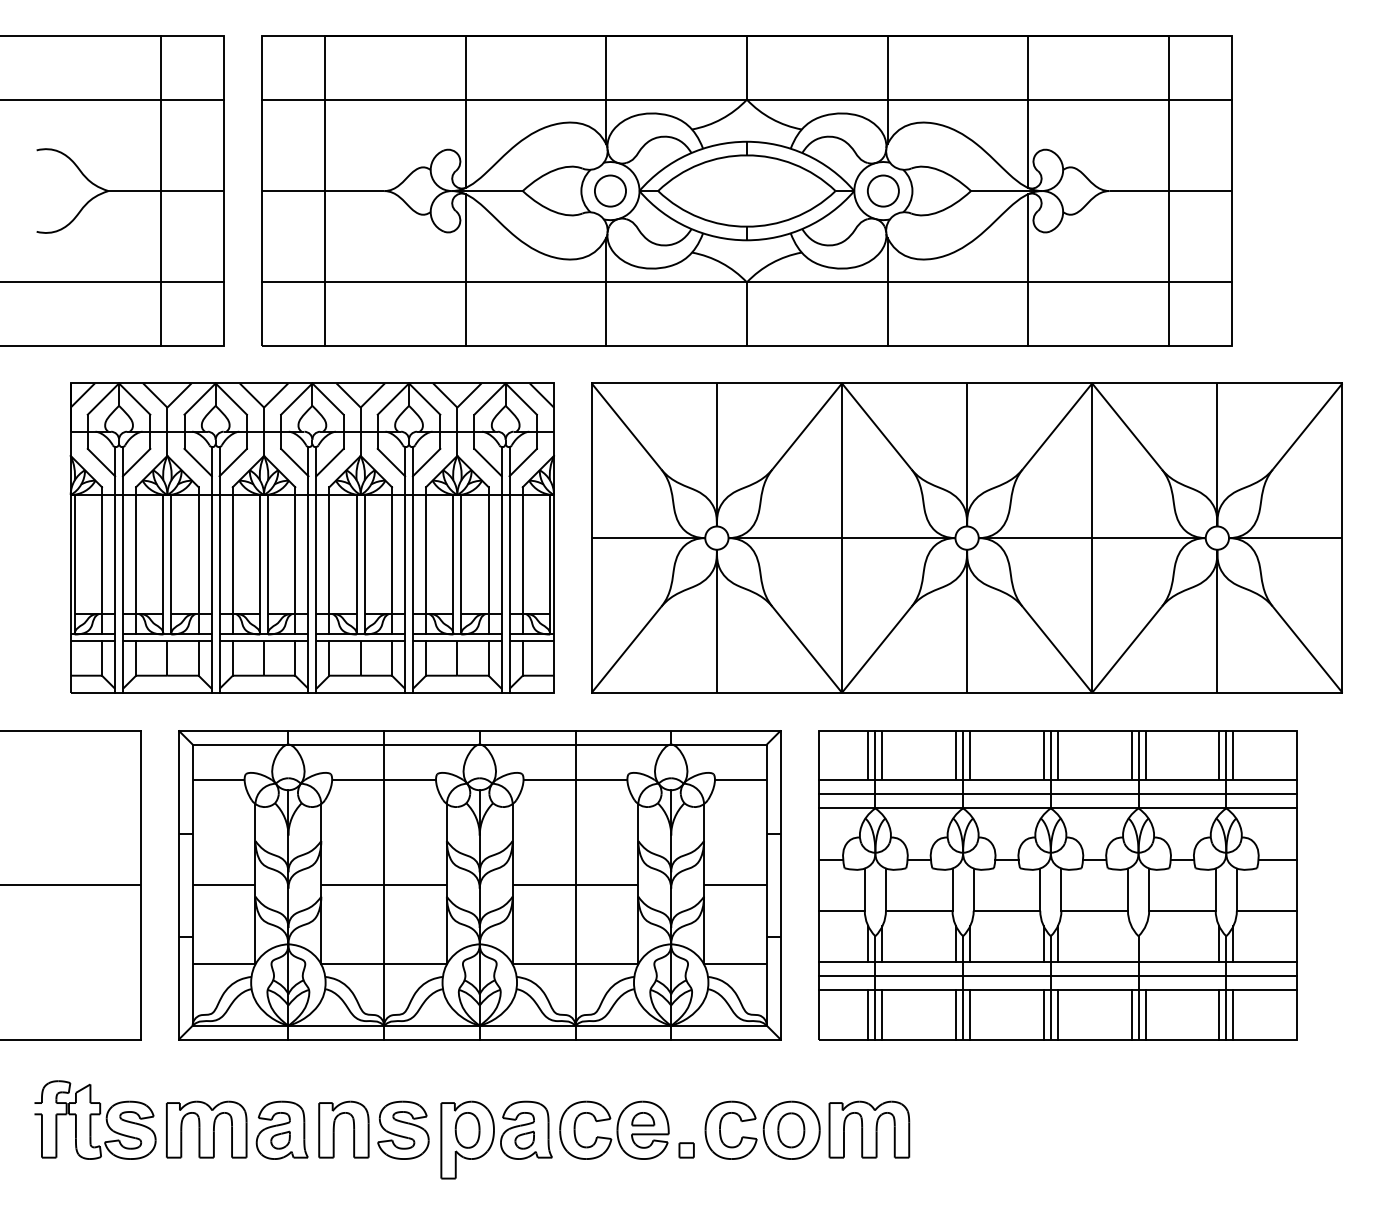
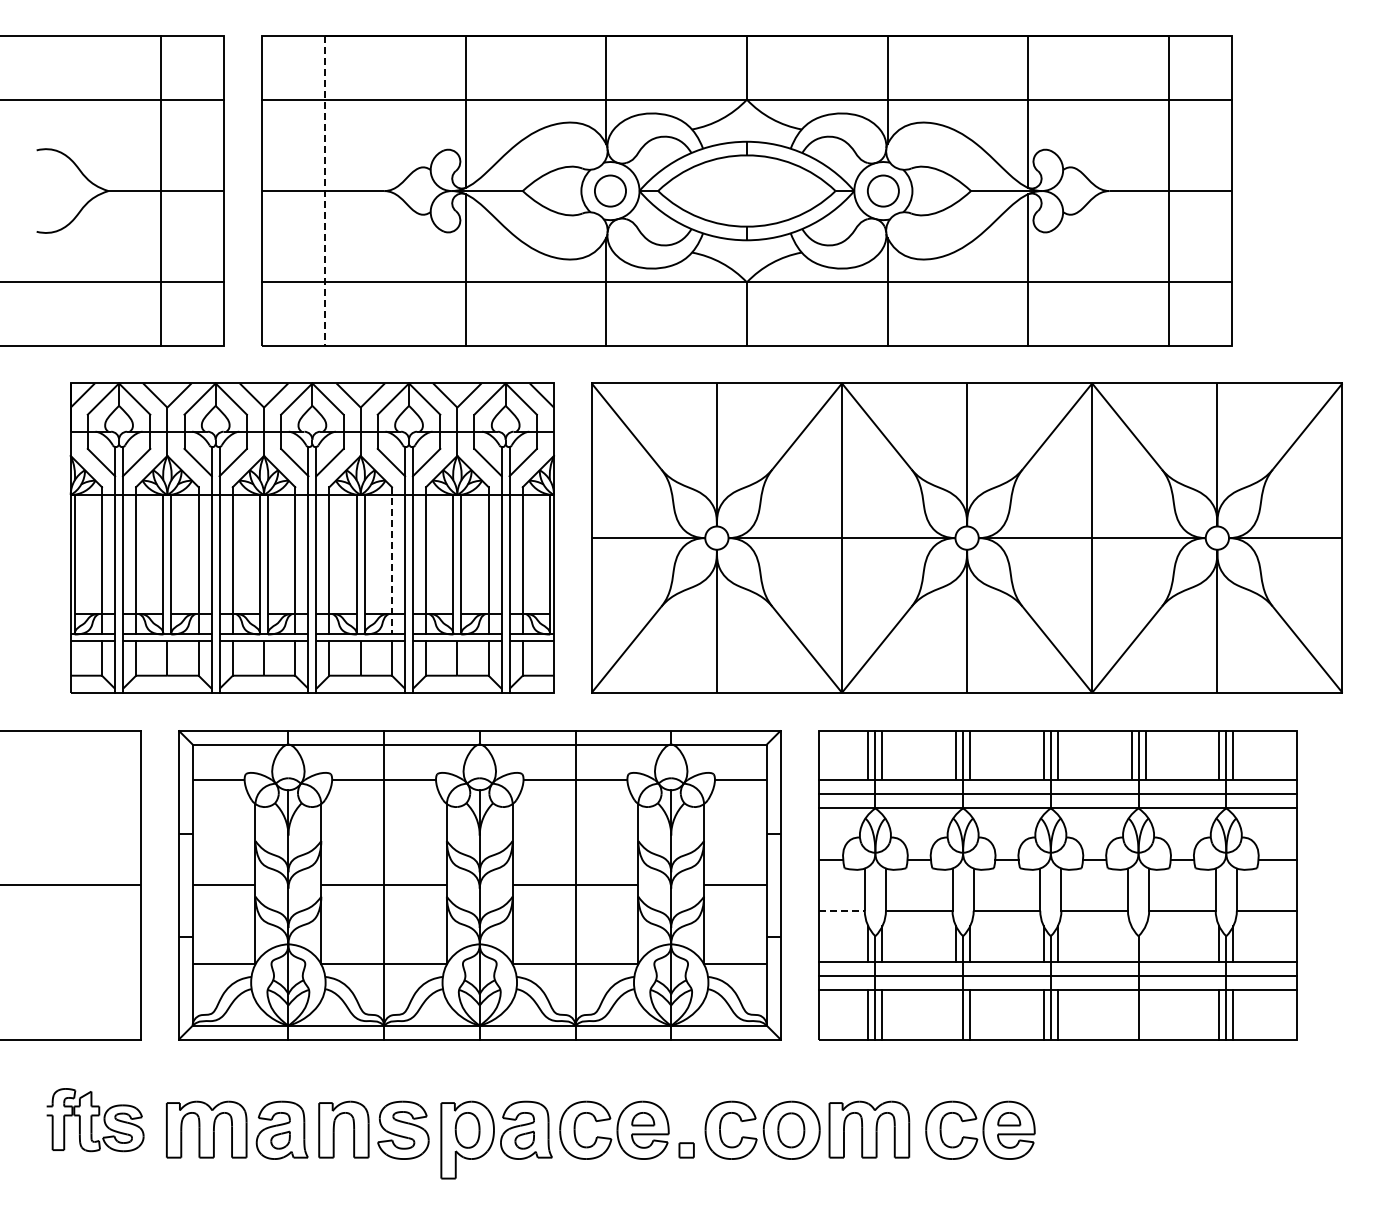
line: solid -> dashed (324, 191)
line: solid -> dashed (391, 560)
line: solid -> dashed (842, 910)
line: present -> none (956, 1014)
line: present -> none (1131, 1014)
line: present -> none (1145, 1014)
part size: 123x80 px -> 99x65 px (95, 1120)
part: none -> present (980, 1129)
